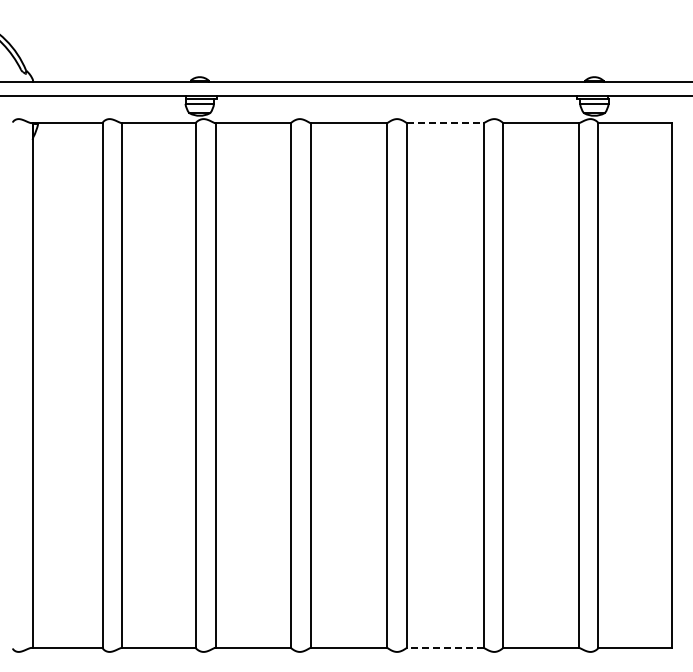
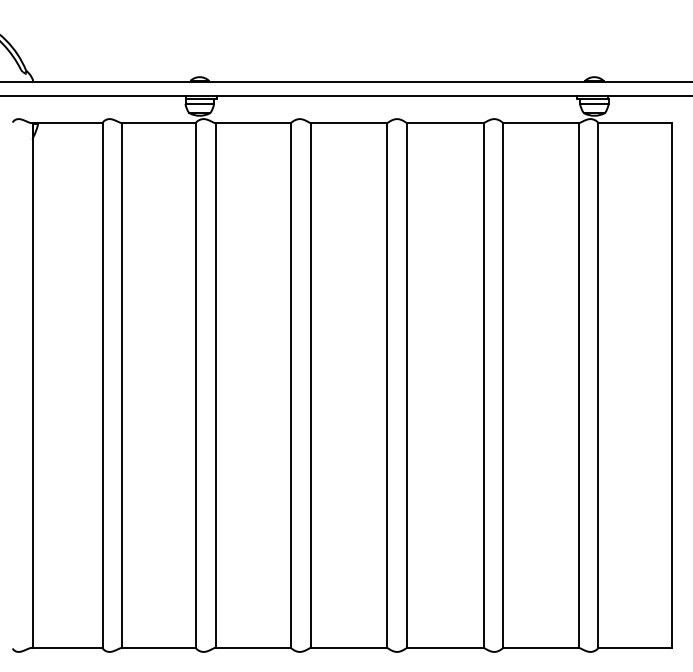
line: dashed -> solid (445, 123)
line: dashed -> solid (444, 647)
